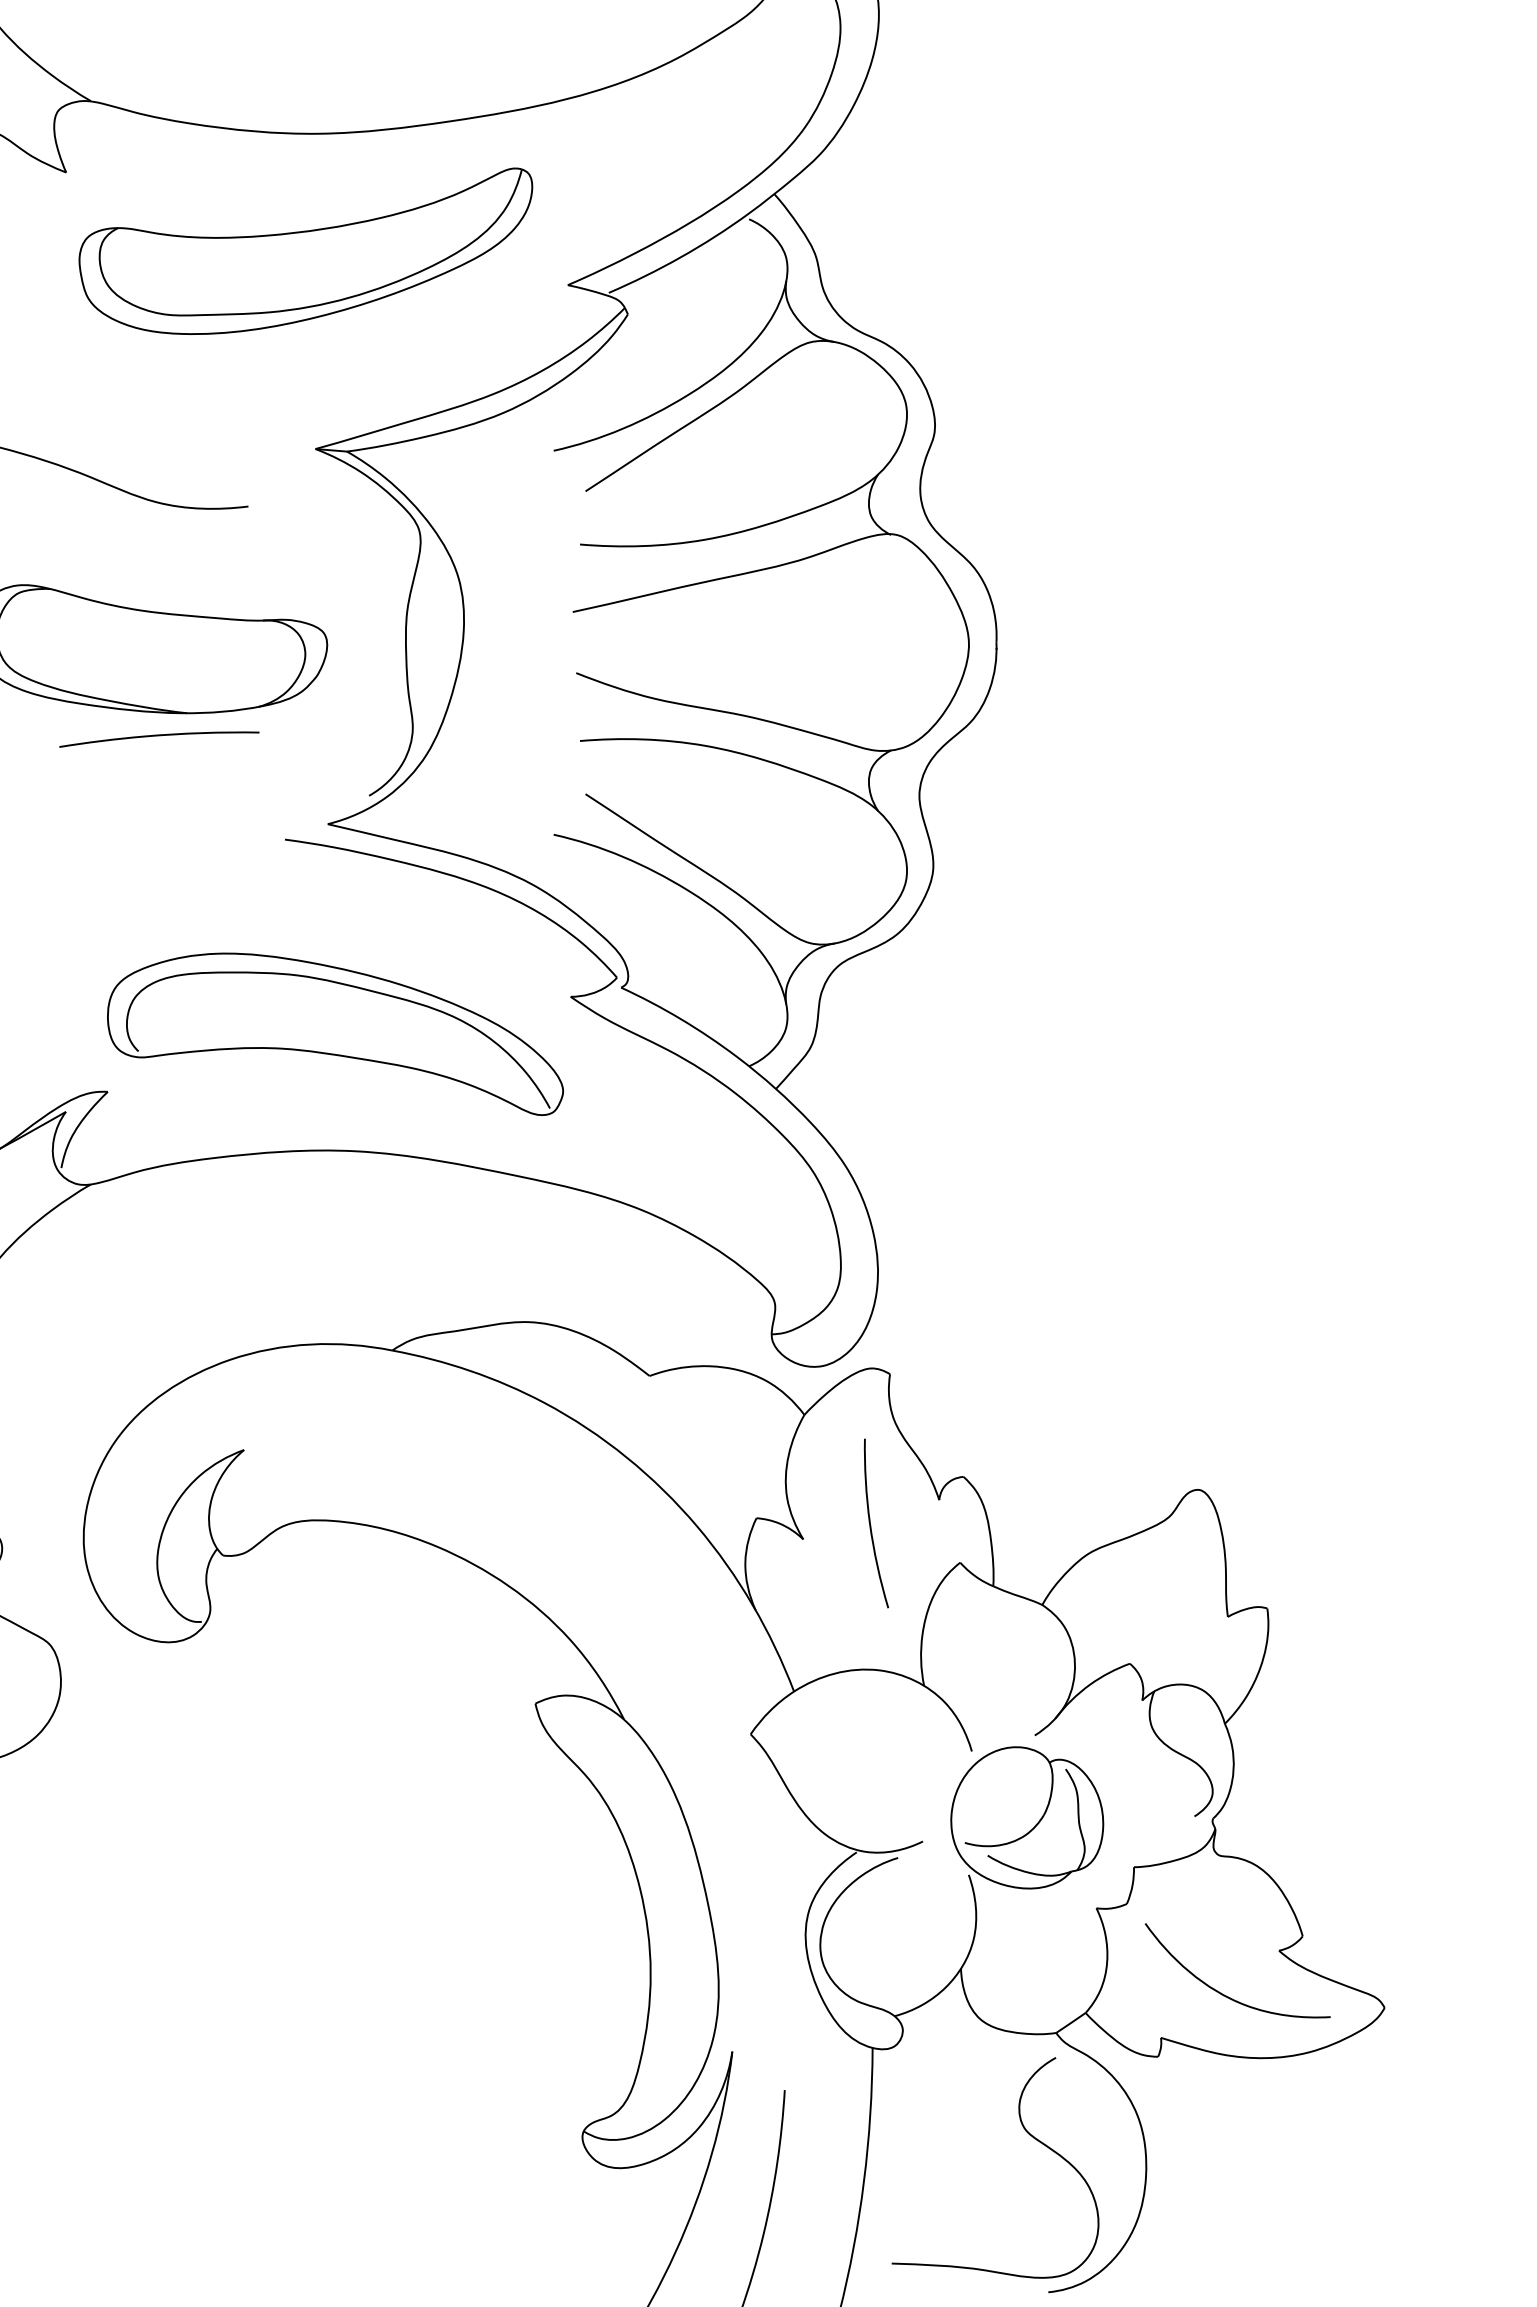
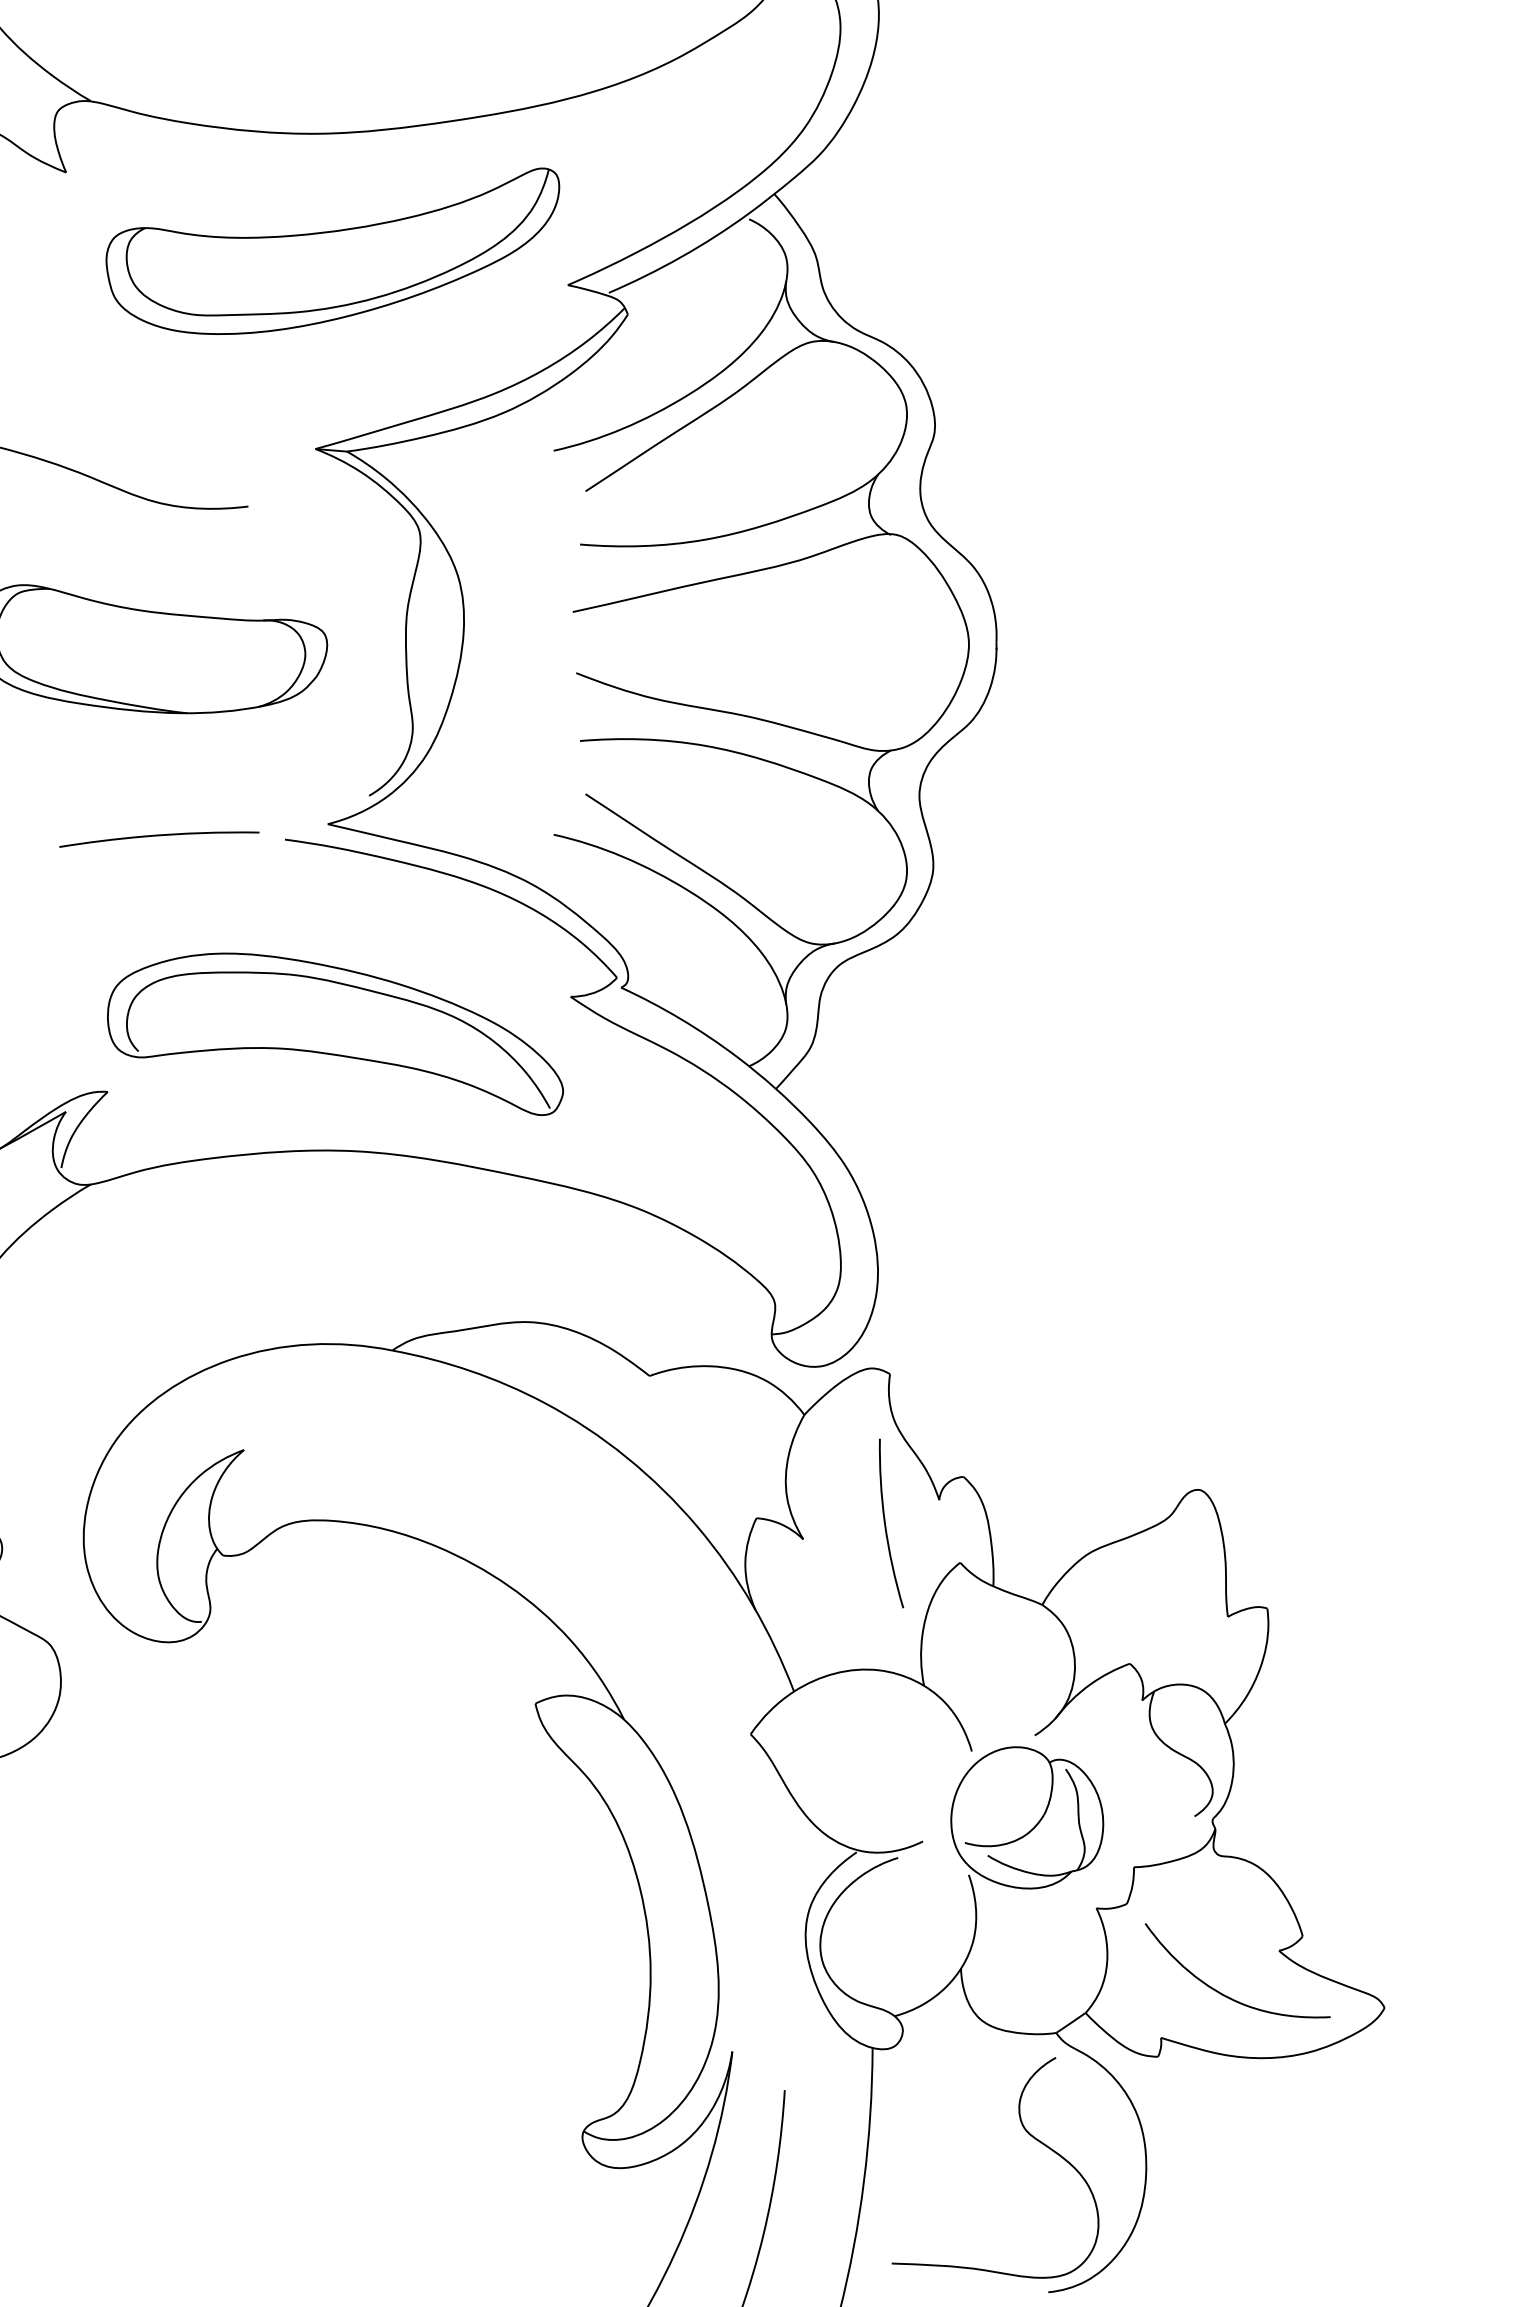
part position: (305, 250) -> (332, 250) (332, 250)
curve position: (159, 736) -> (159, 836) (159, 836)
curve position: (871, 1525) -> (886, 1525) (886, 1525)
